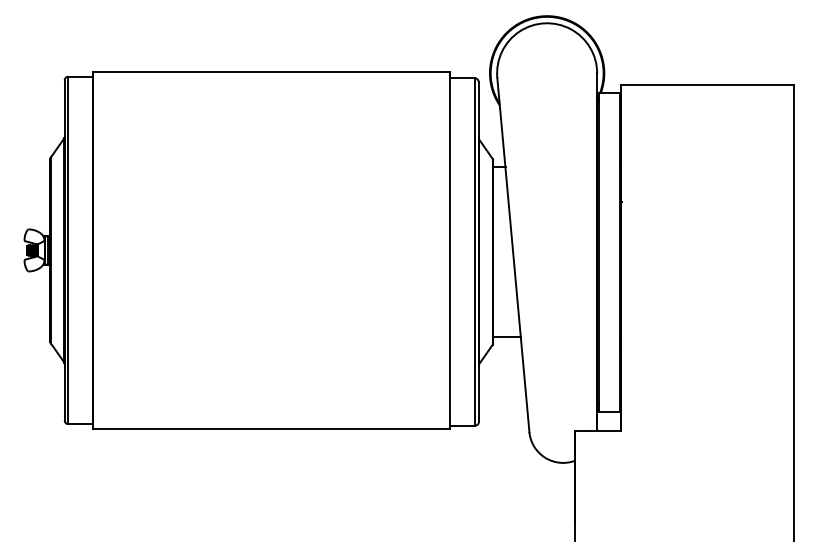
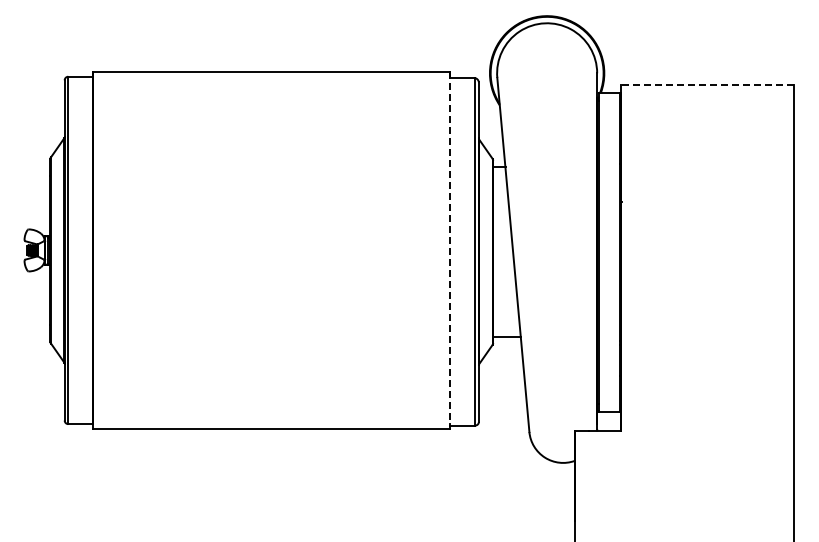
line: solid -> dashed (707, 85)
line: solid -> dashed (450, 248)
